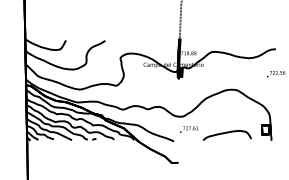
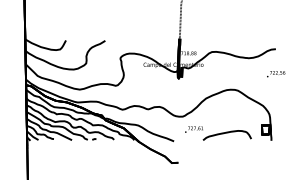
text position: (188, 129) -> (193, 129) (193, 129)
